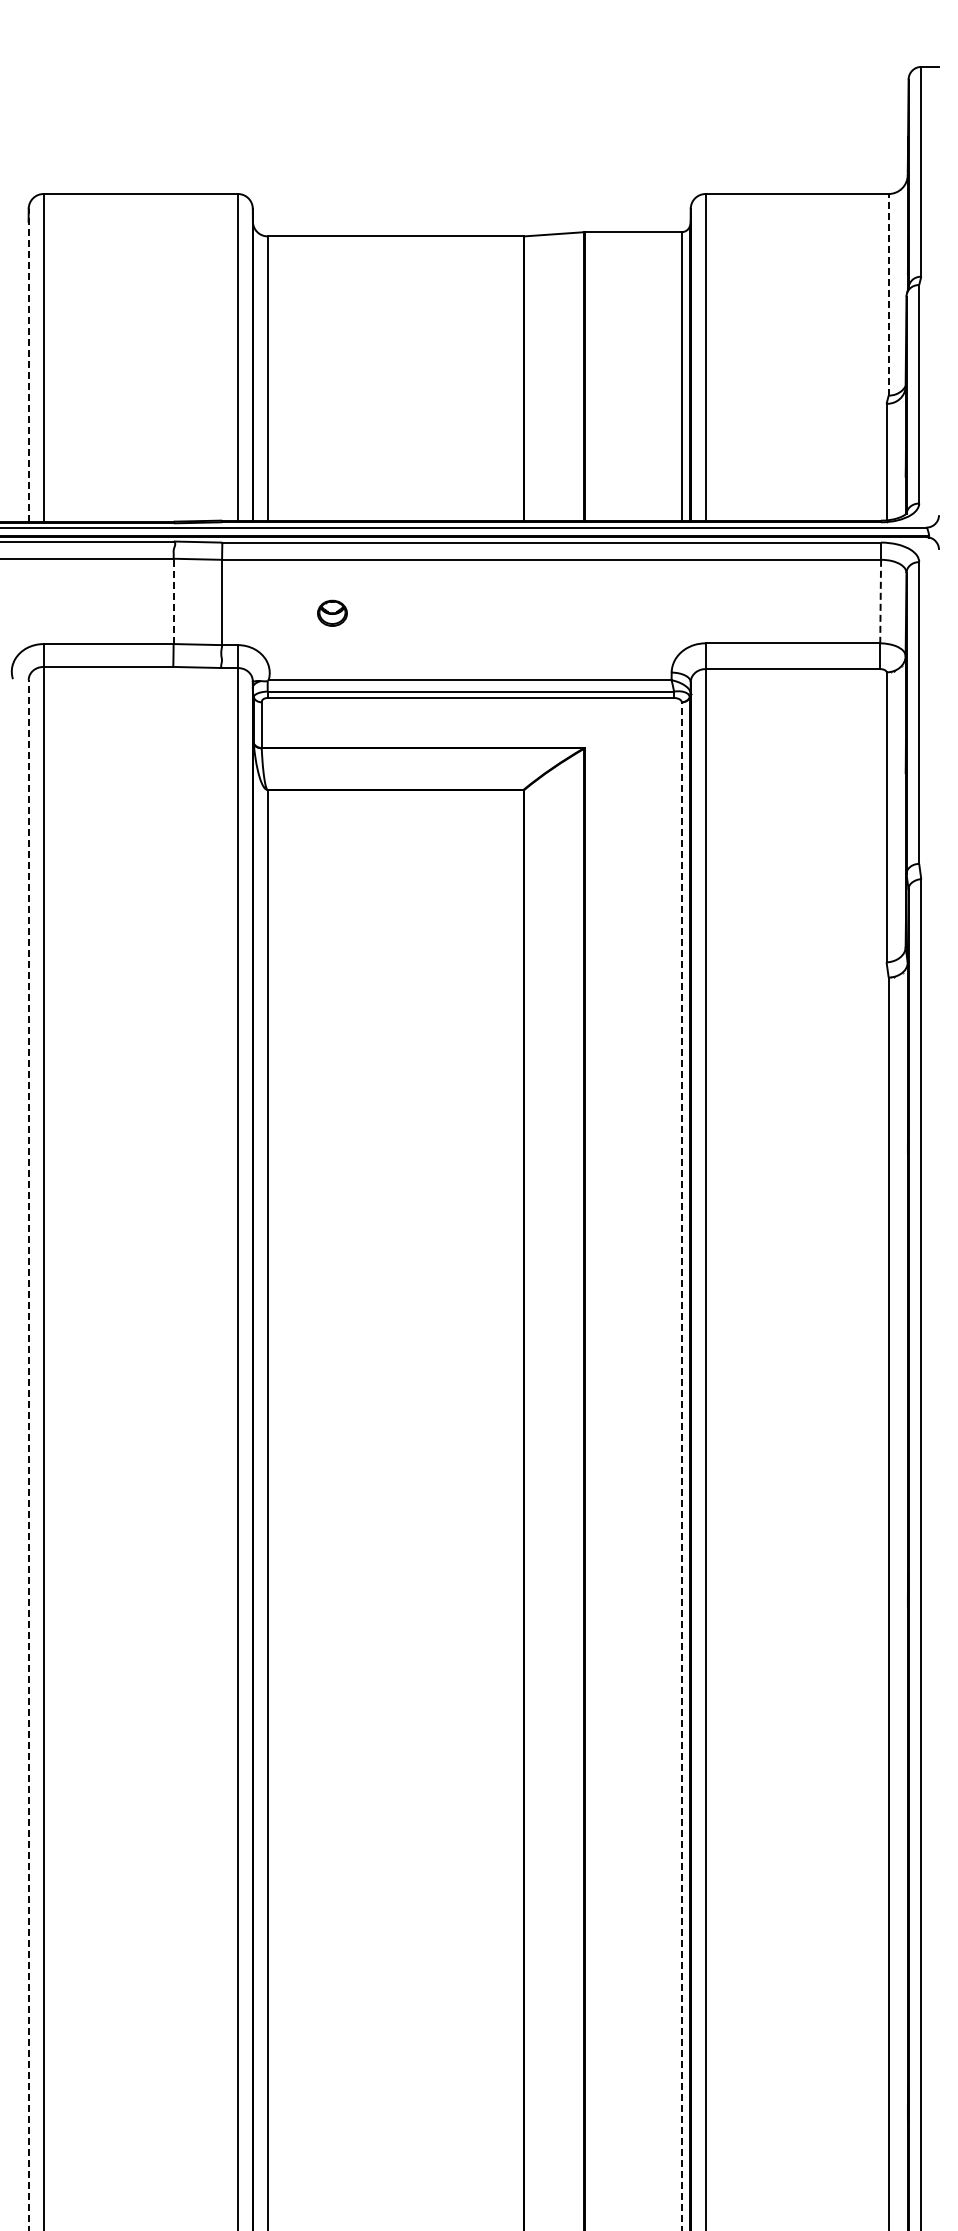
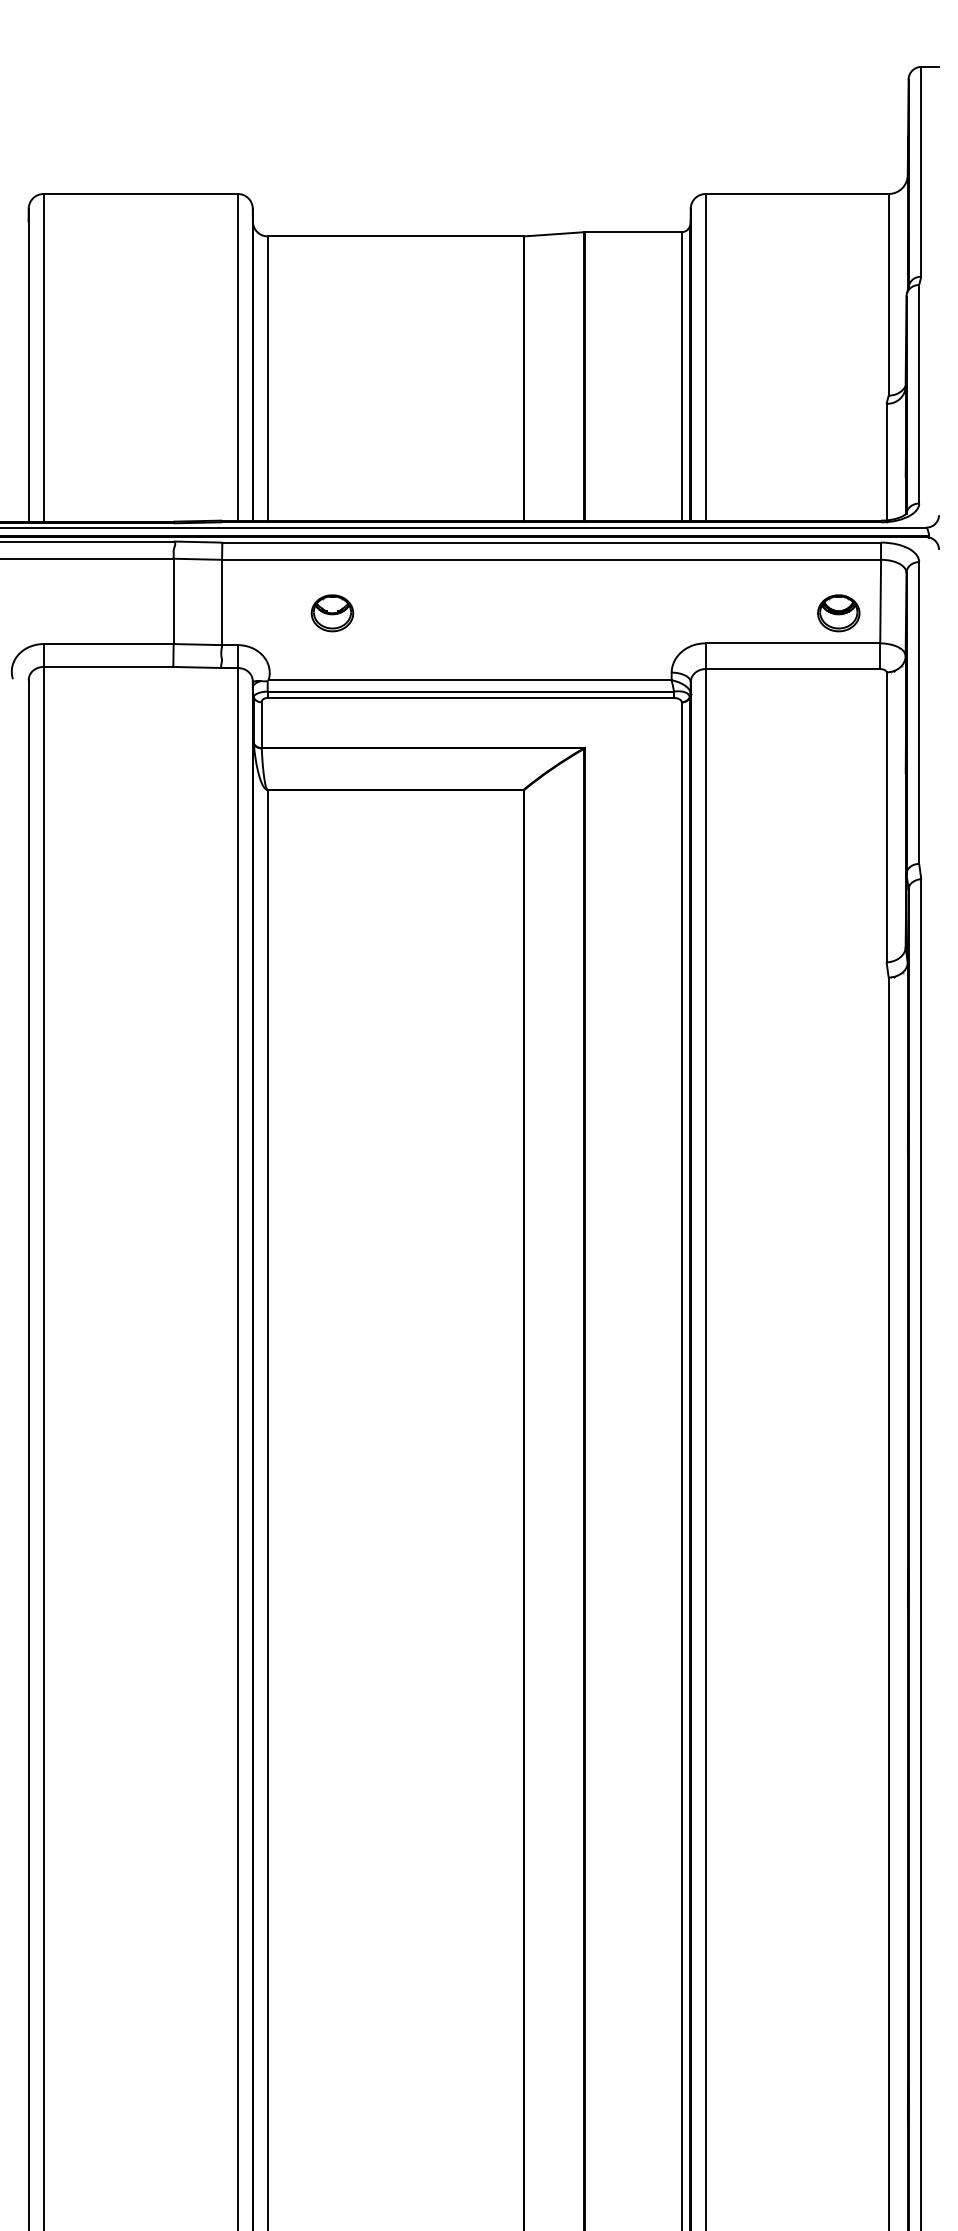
line: dashed -> solid (888, 294)
line: dashed -> solid (28, 364)
line: dashed -> solid (173, 601)
line: dashed -> solid (880, 601)
part size: 31x28 px -> 45x39 px (332, 613)
part: none -> present (838, 613)
line: dashed -> solid (28, 1454)
line: dashed -> solid (681, 1466)
